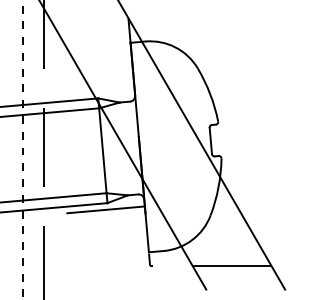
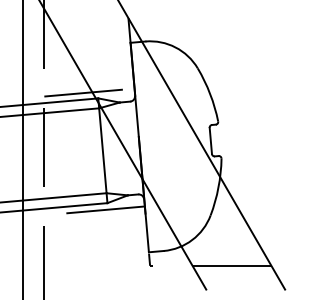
line: none -> present (89, 92)
line: dashed -> solid (23, 150)
